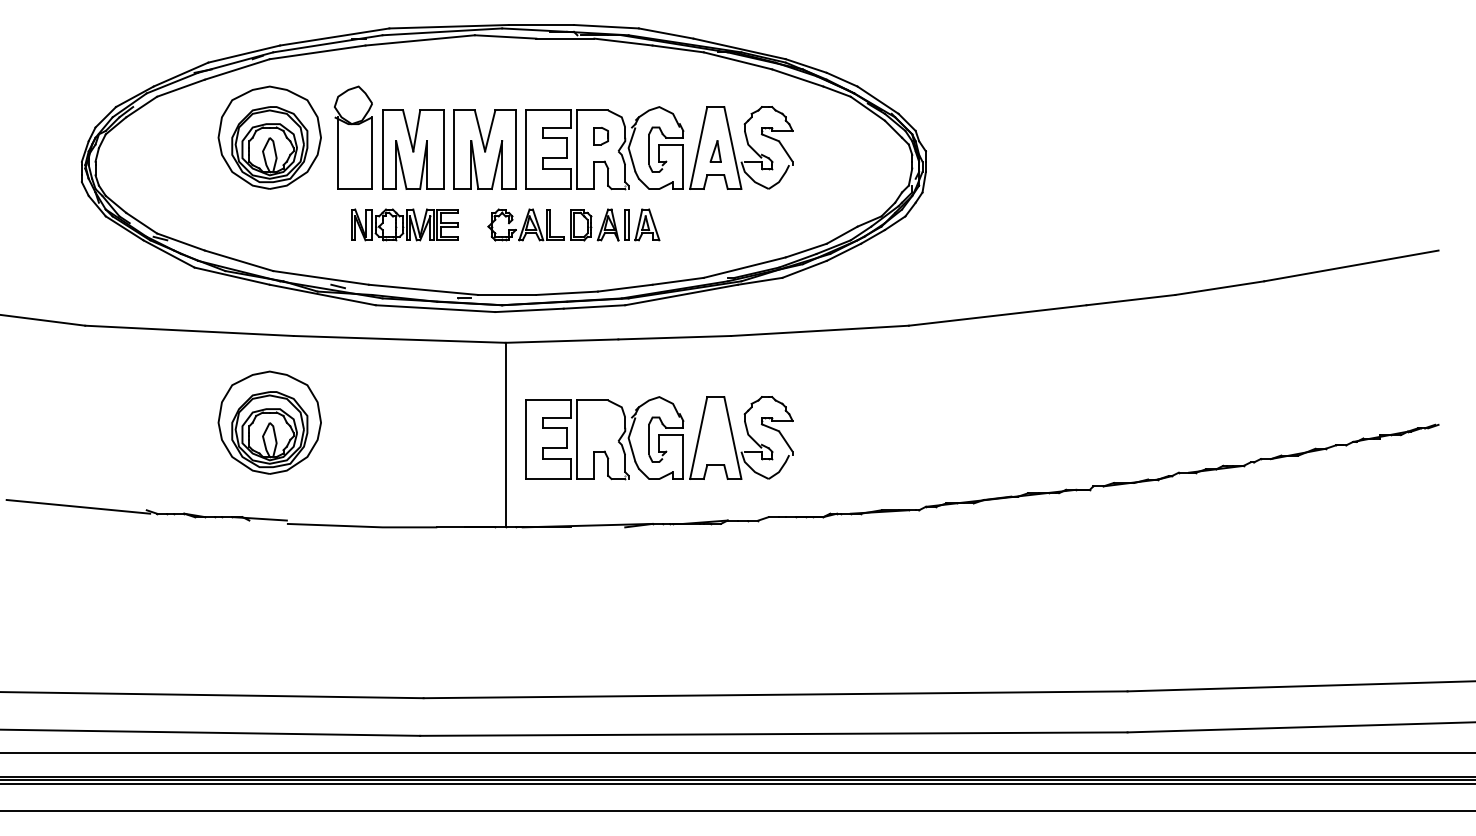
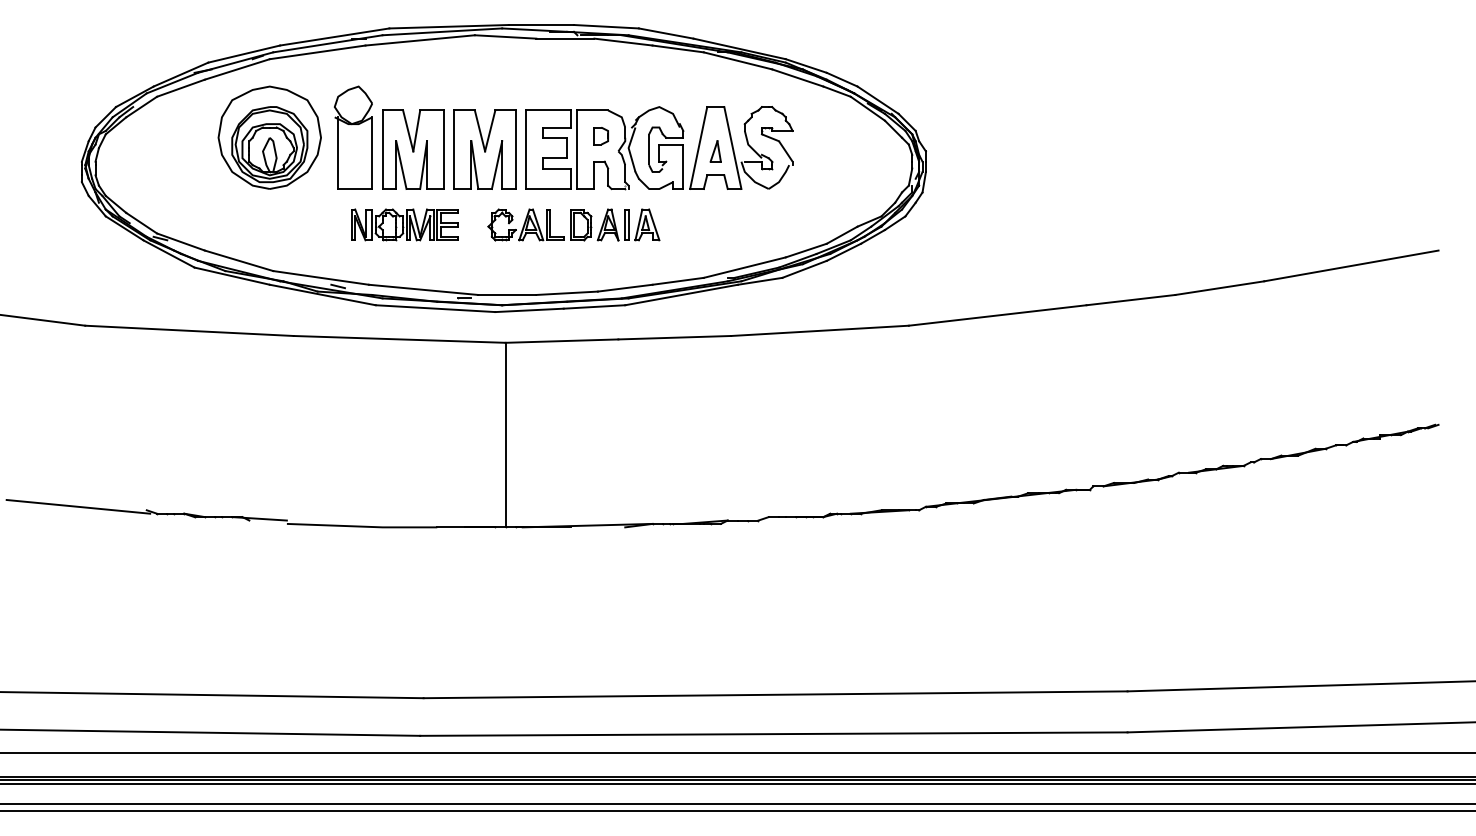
part: present -> none (269, 422)
part: present -> none (659, 438)
line: none -> present (737, 804)
